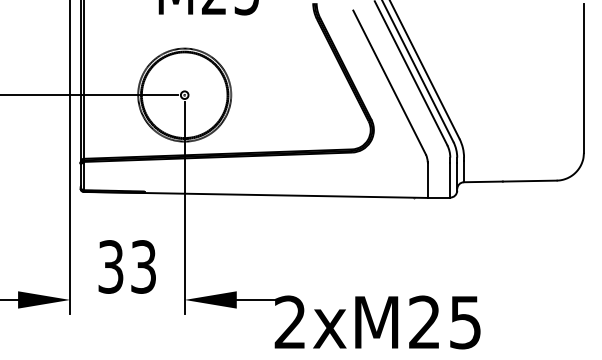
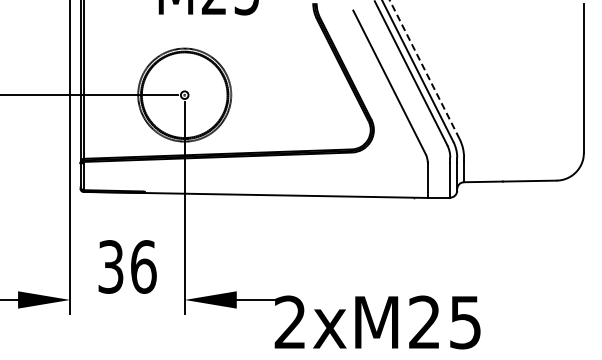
line: solid -> dashed (424, 69)
text: 33 -> 36 (143, 266)
